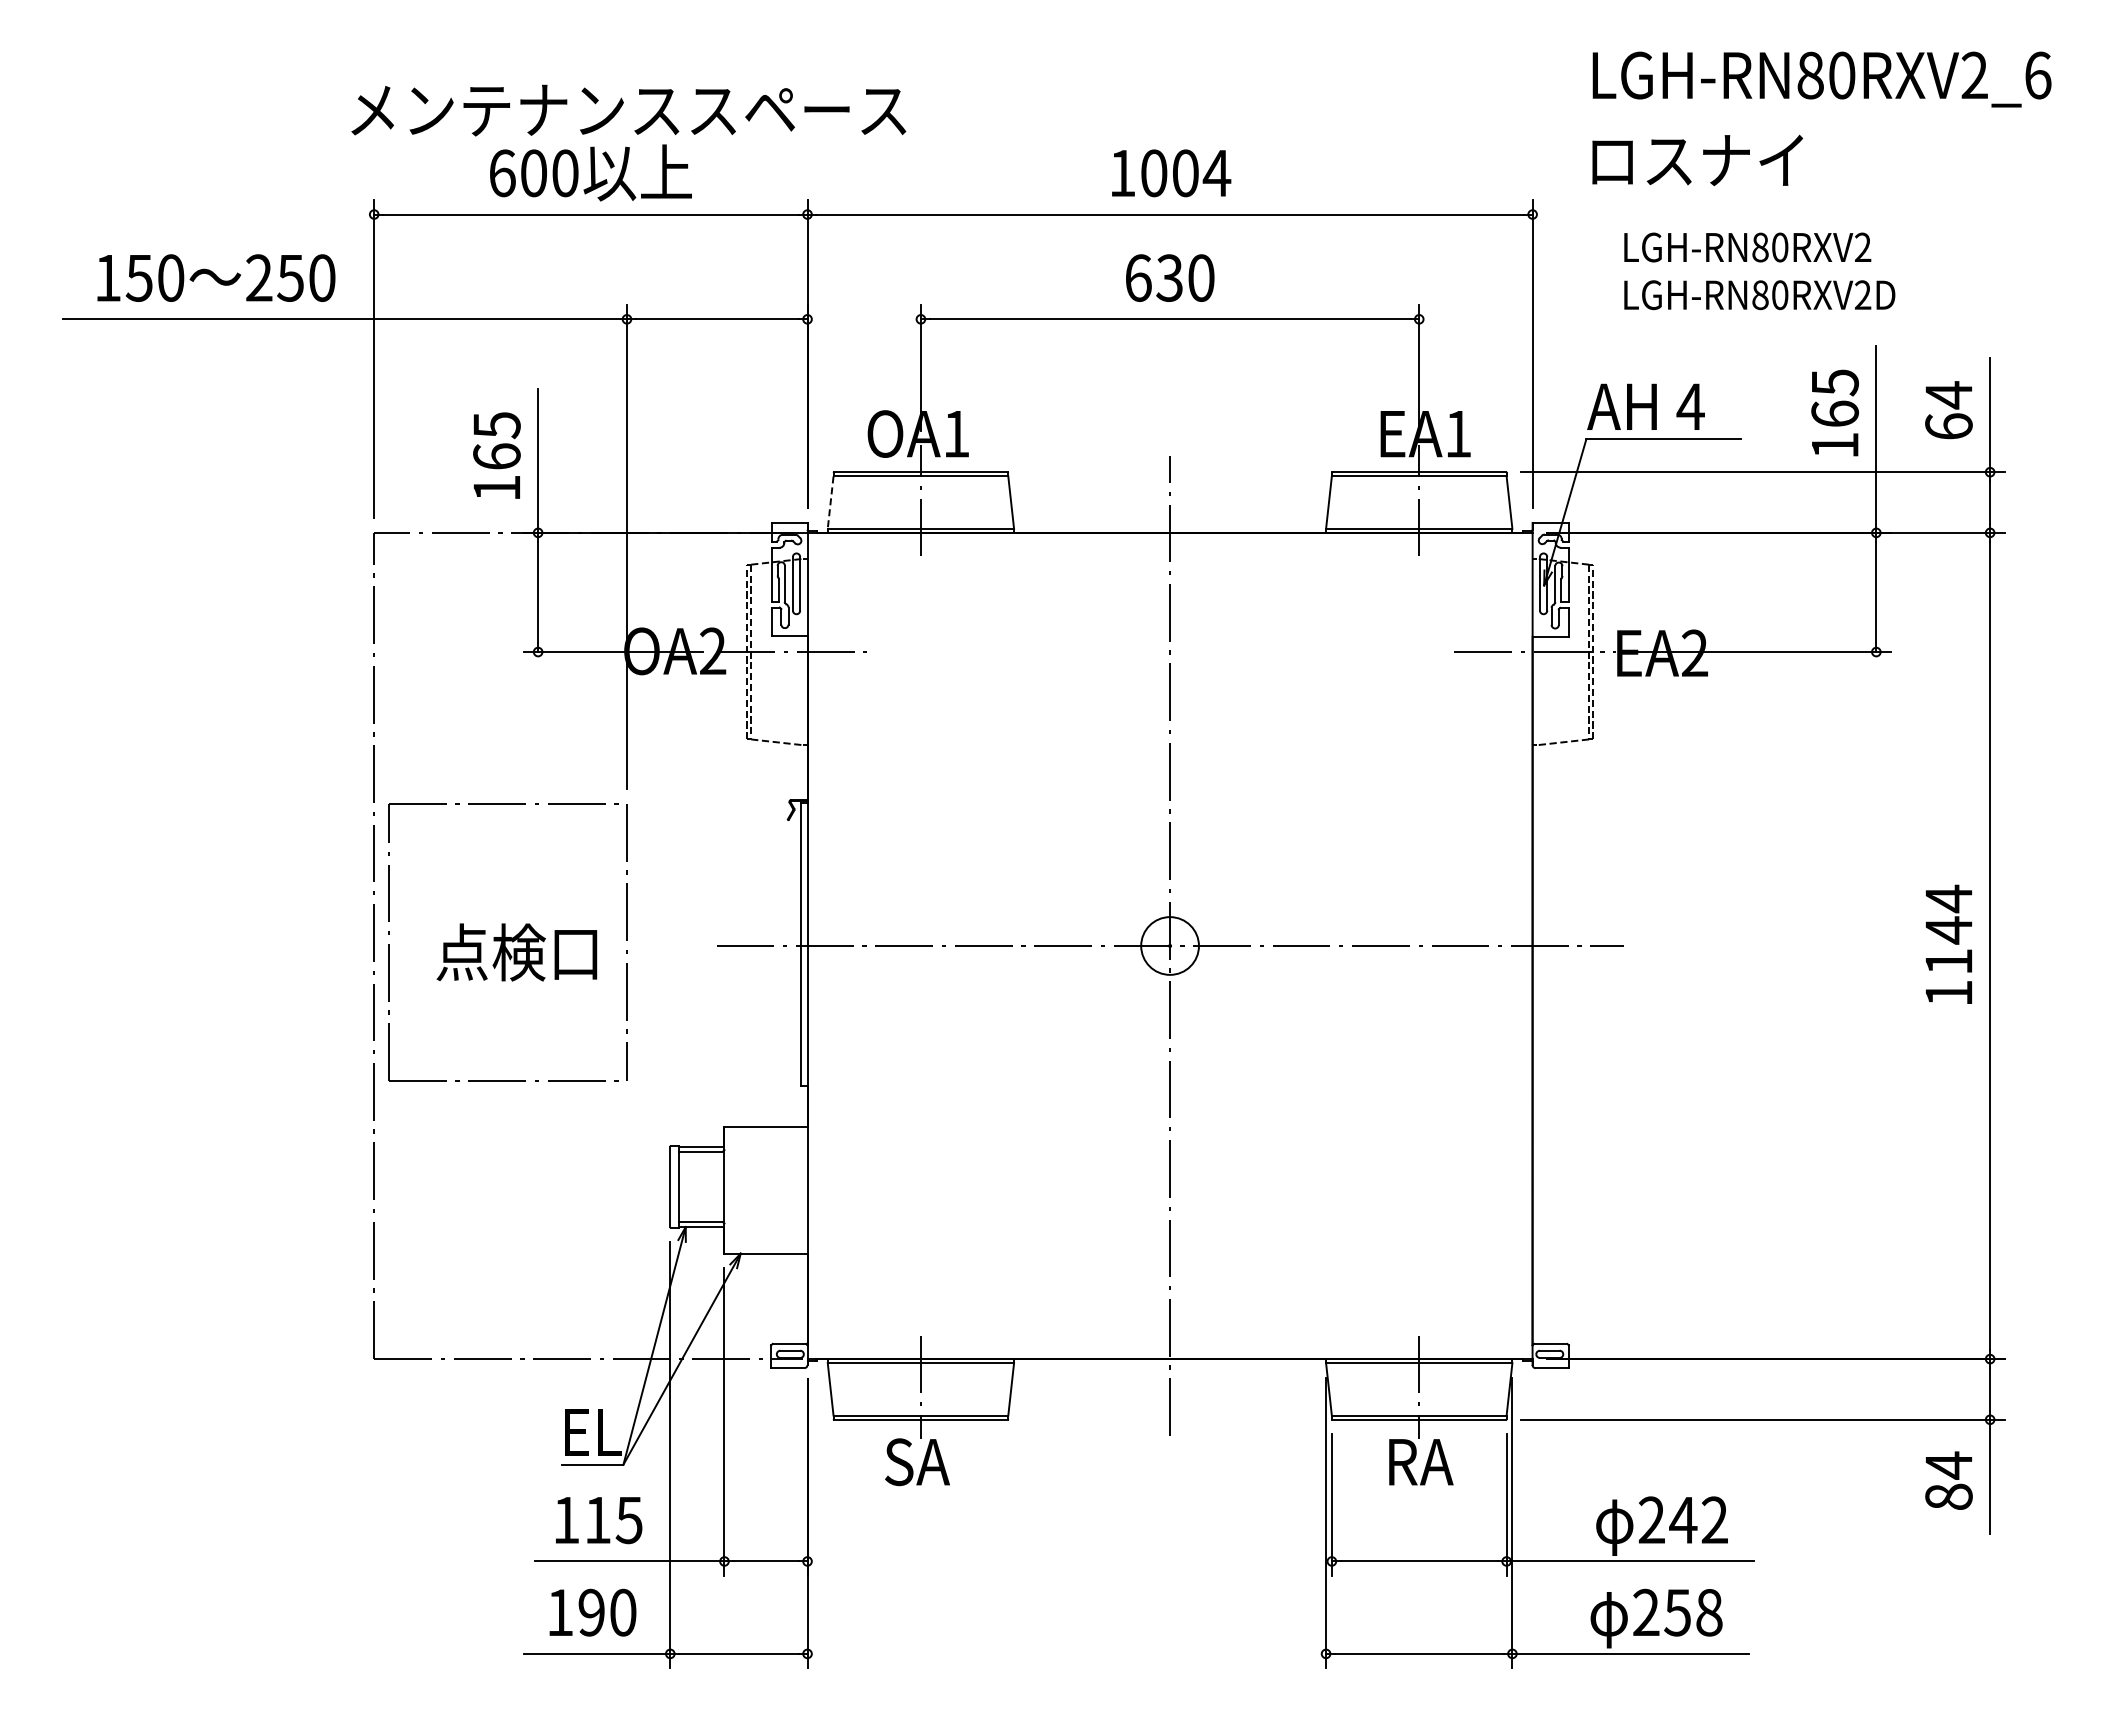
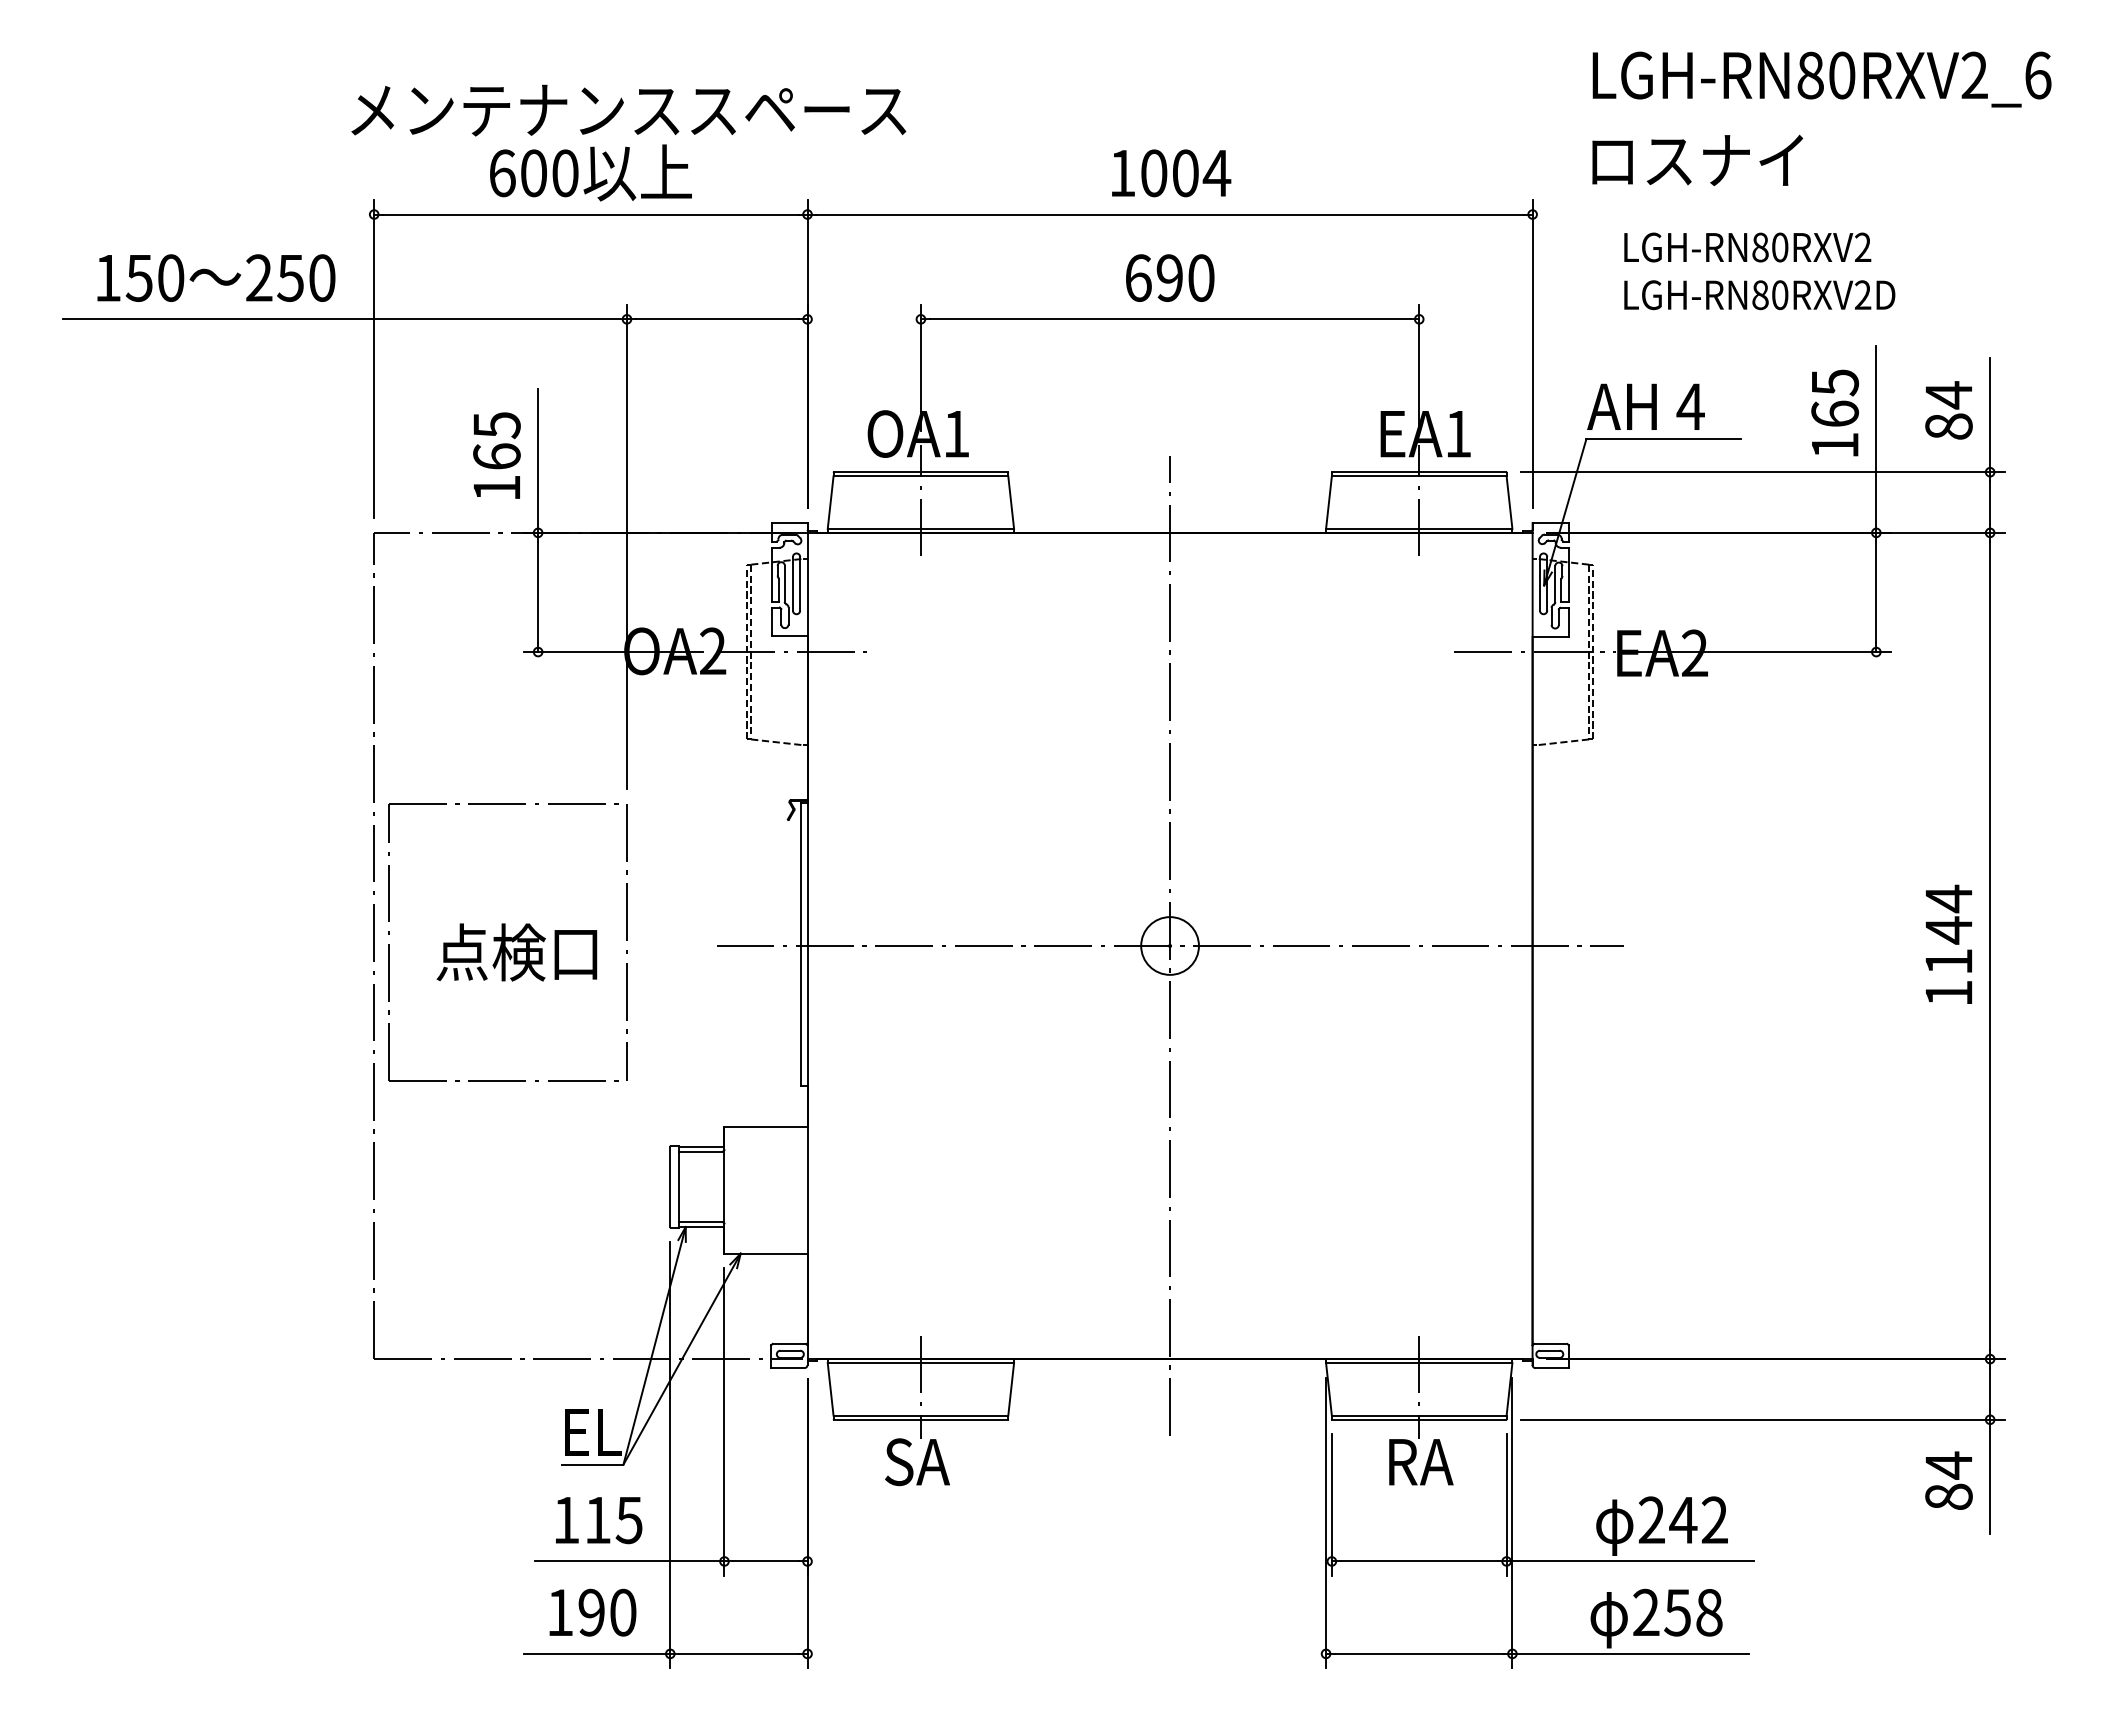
text: 630 -> 690 (1169, 277)
text: 64 -> 84 (1948, 426)
line: dashed -> solid (830, 503)
